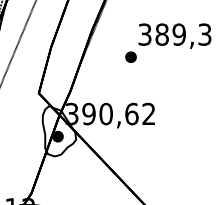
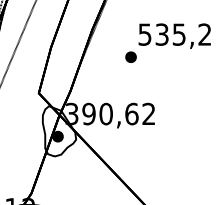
text: 389,3 -> 535,2 (175, 34)
